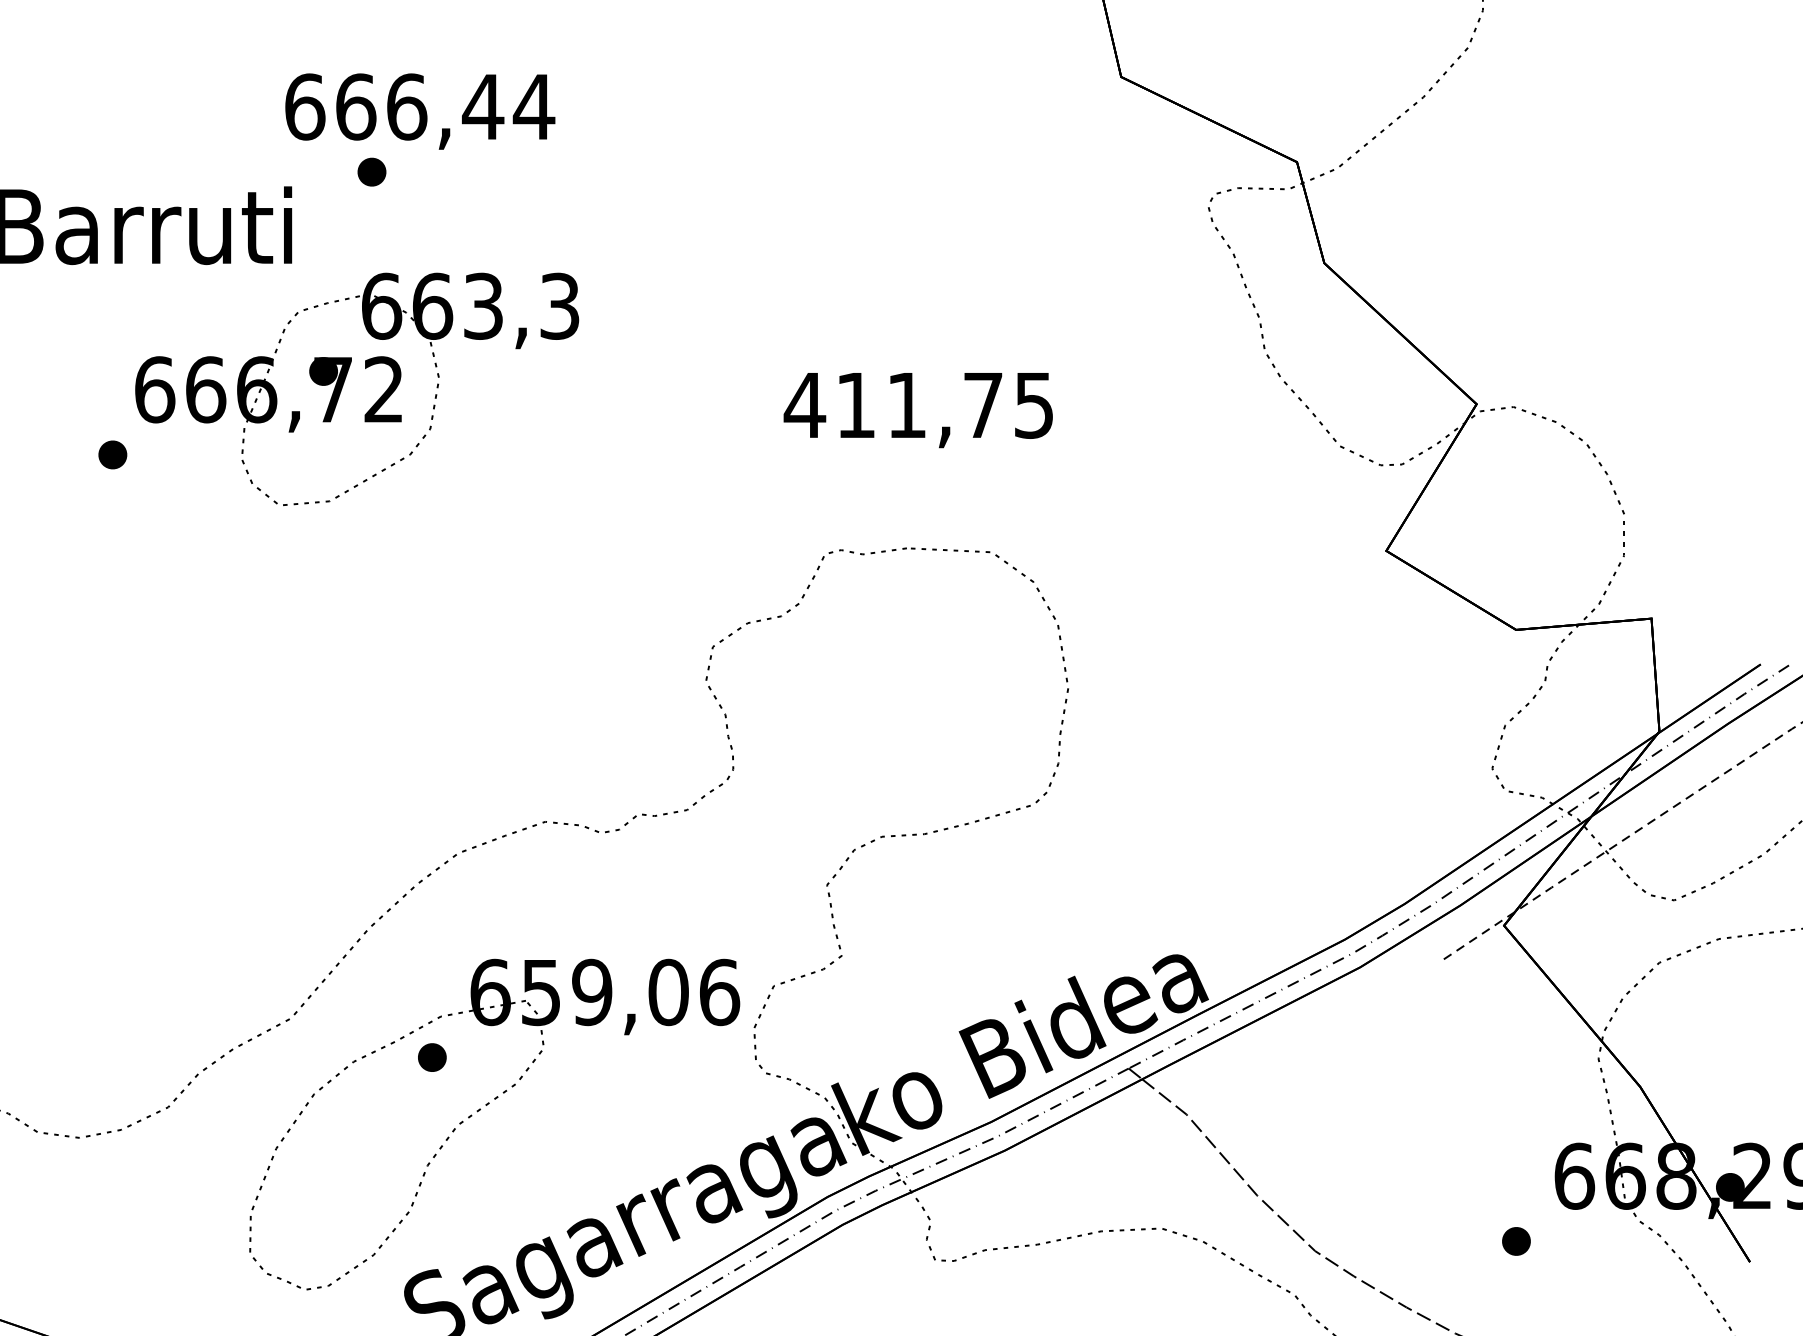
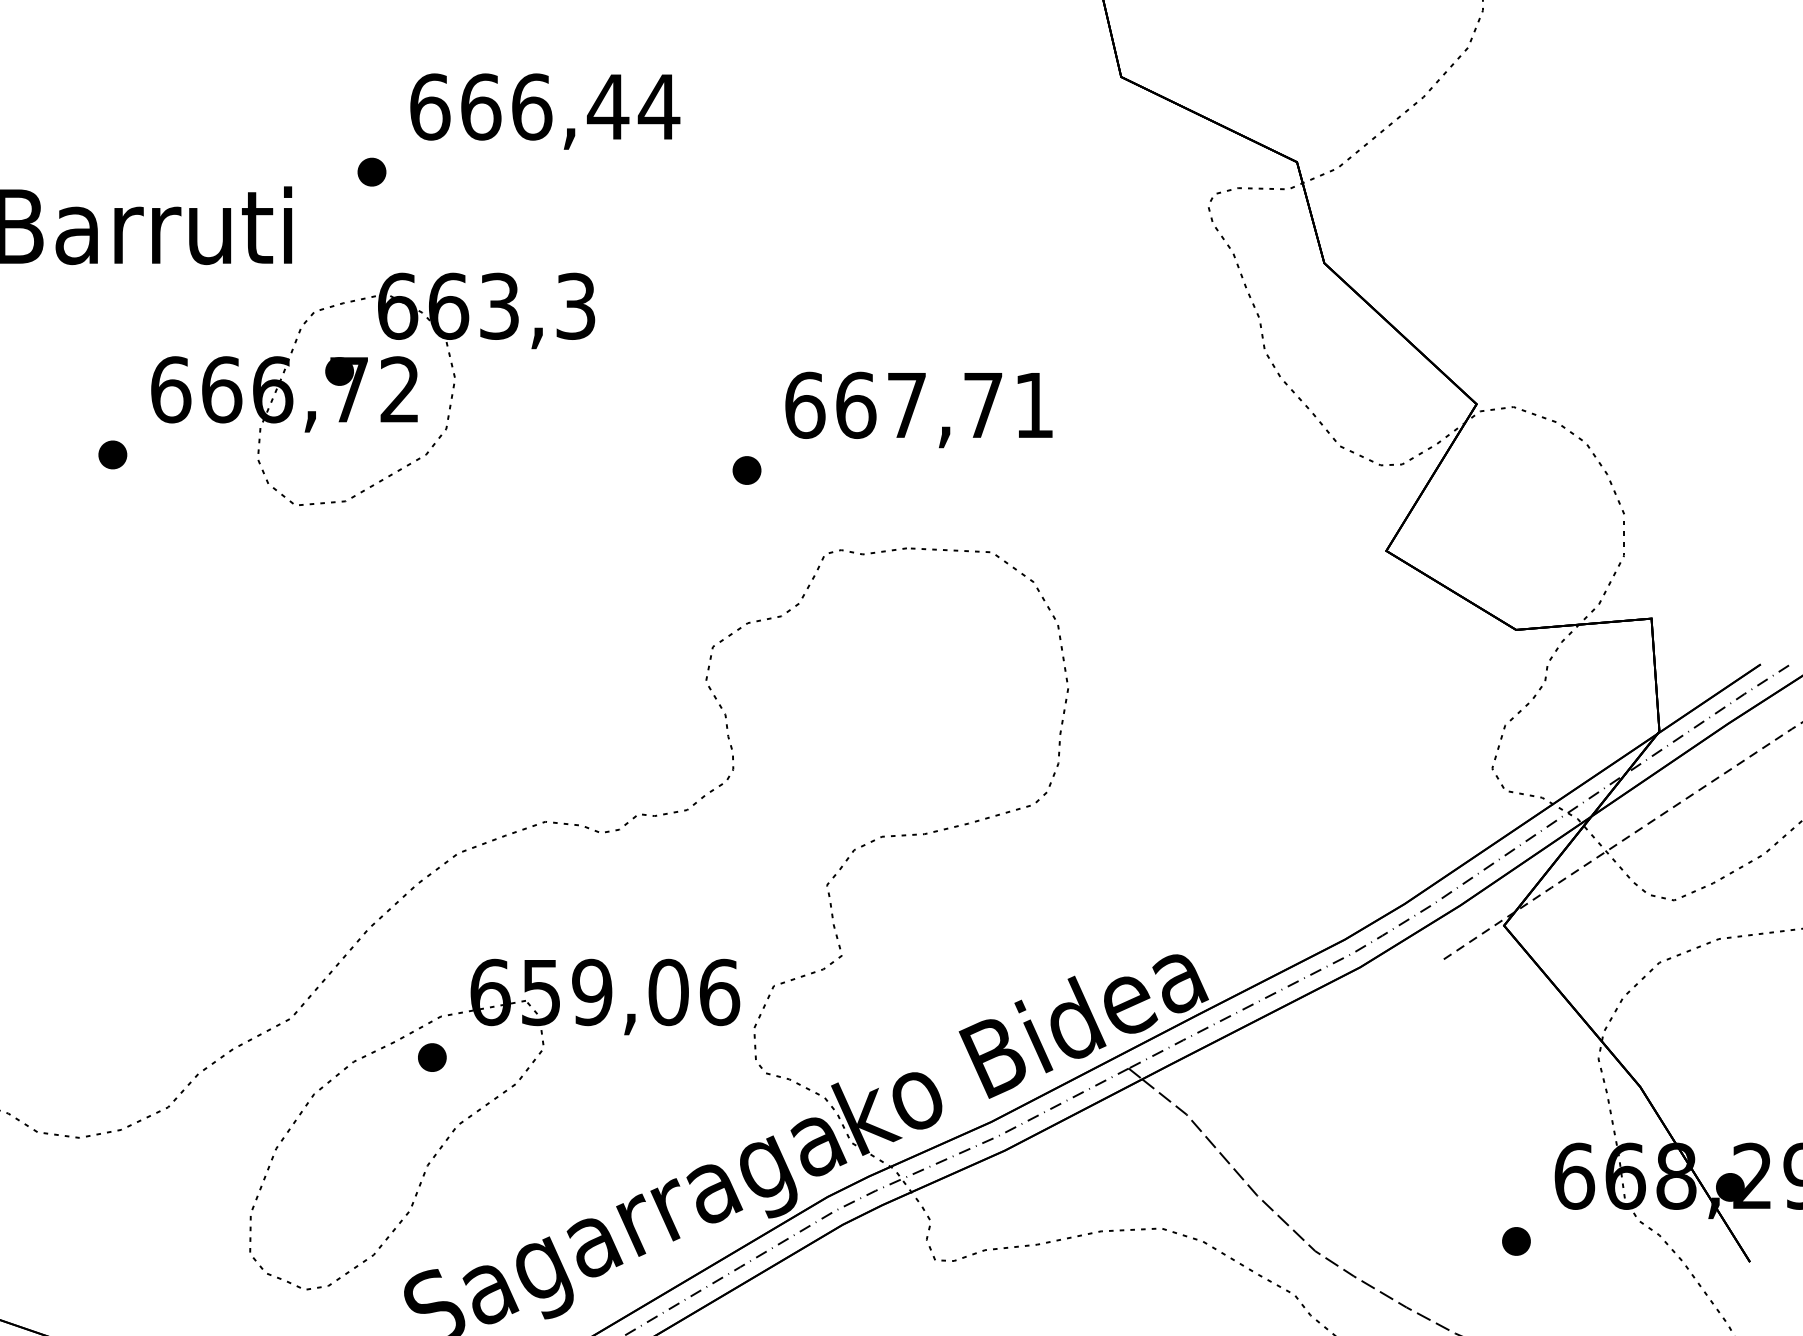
text position: (420, 111) -> (545, 111) (545, 111)
part position: (344, 383) -> (360, 383) (360, 383)
text: 411,75 -> 667,71 (917, 404)
part: none -> present (746, 470)
